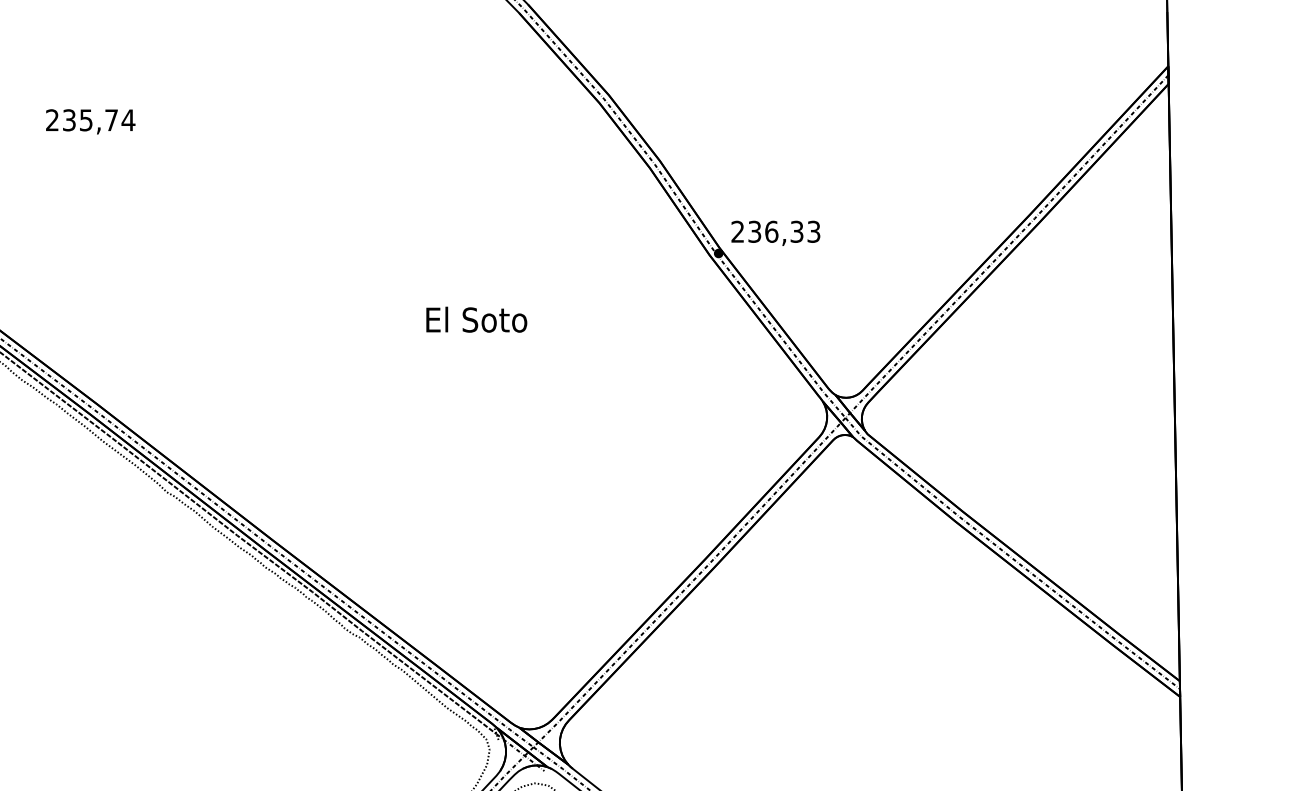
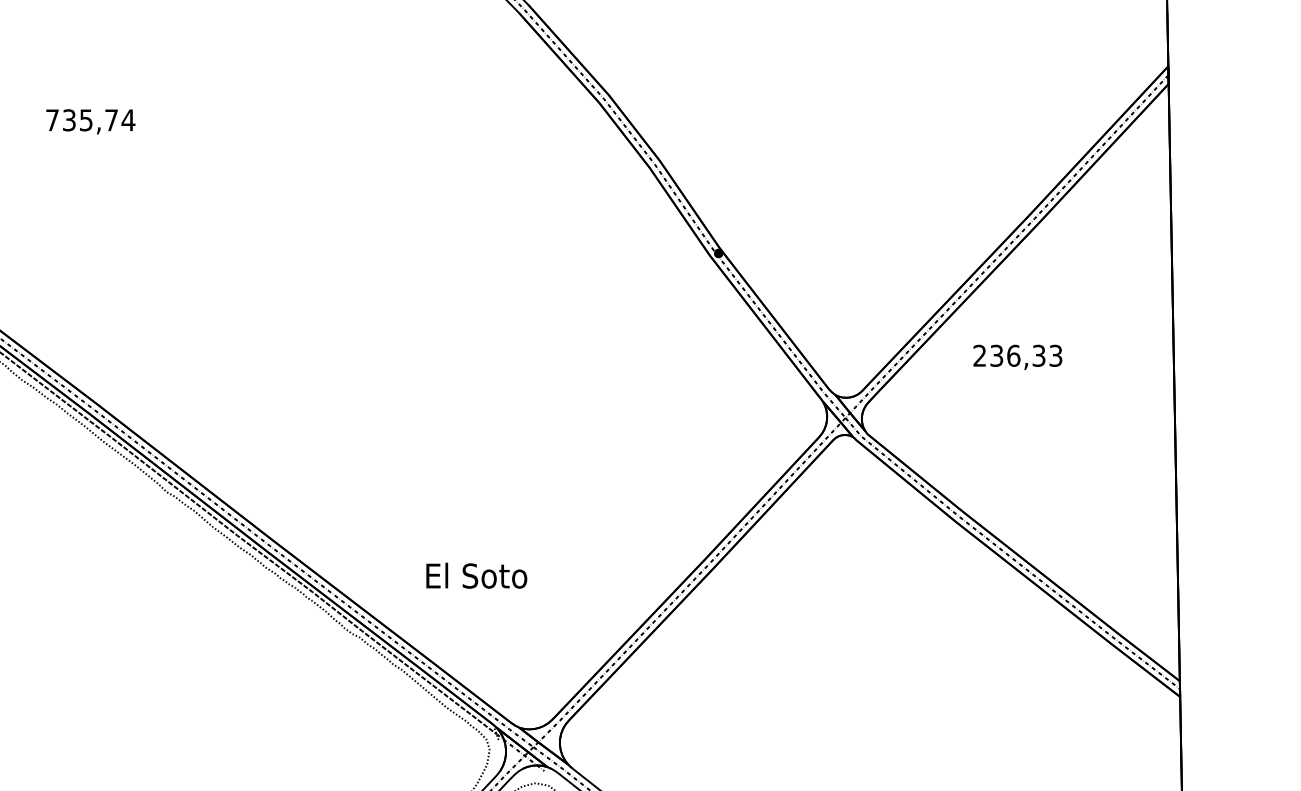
text: 235,74 -> 735,74 (52, 119)
text position: (775, 232) -> (1017, 356) (1017, 356)
text position: (476, 319) -> (476, 575) (476, 575)
